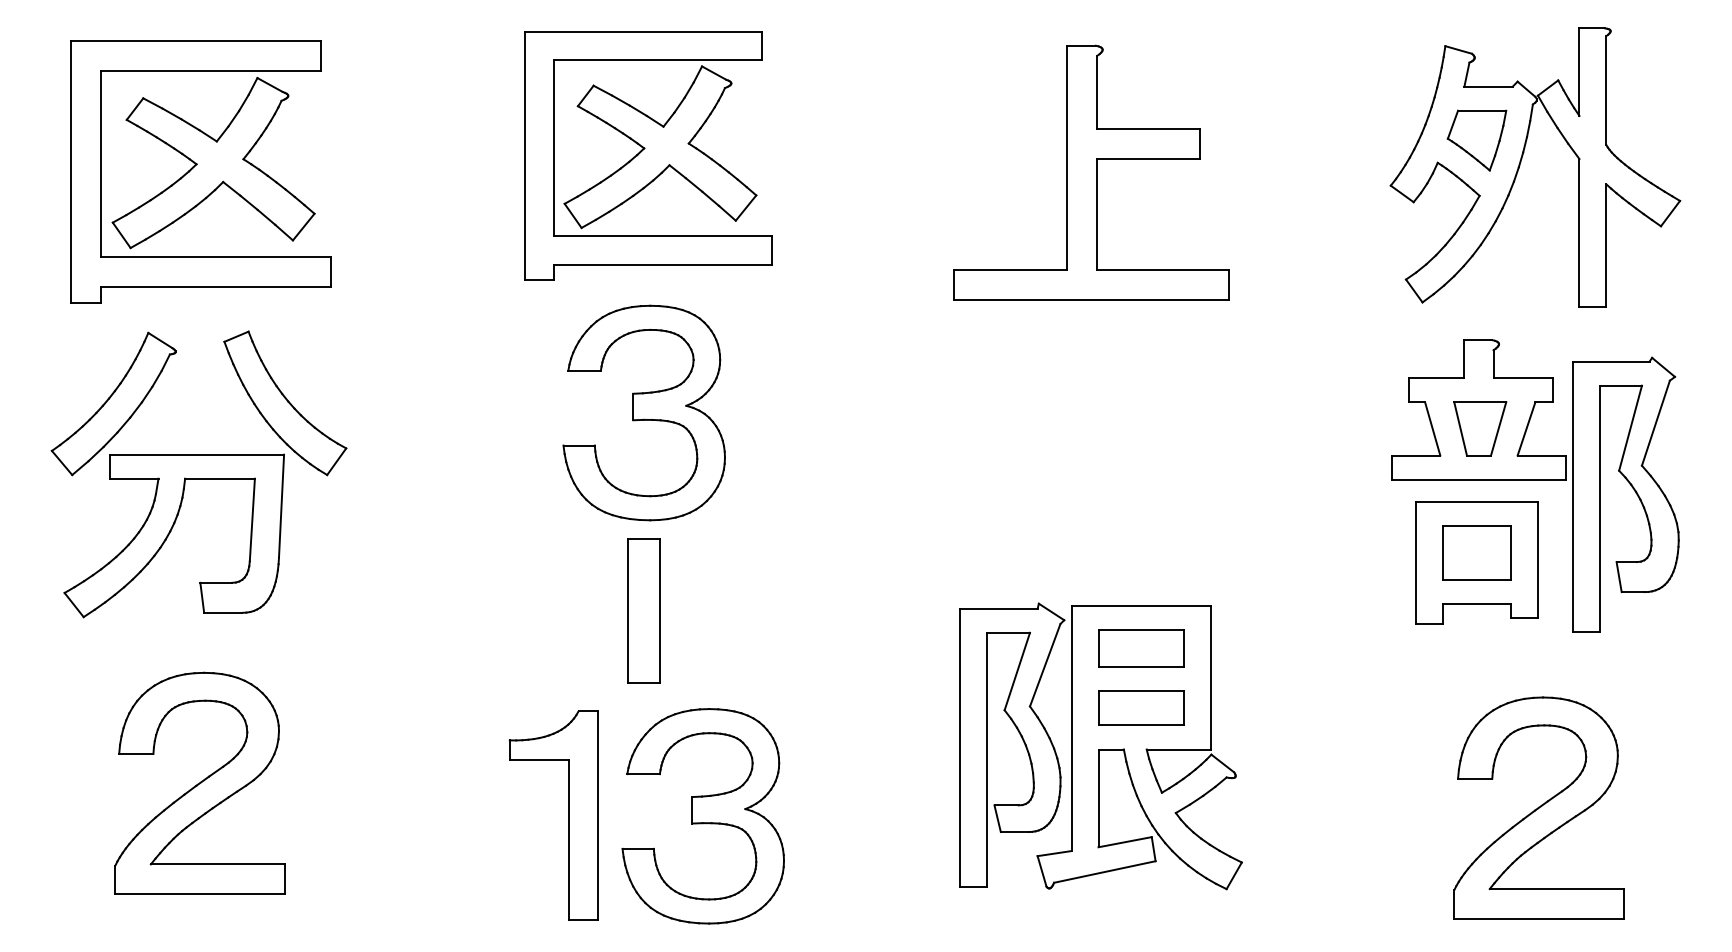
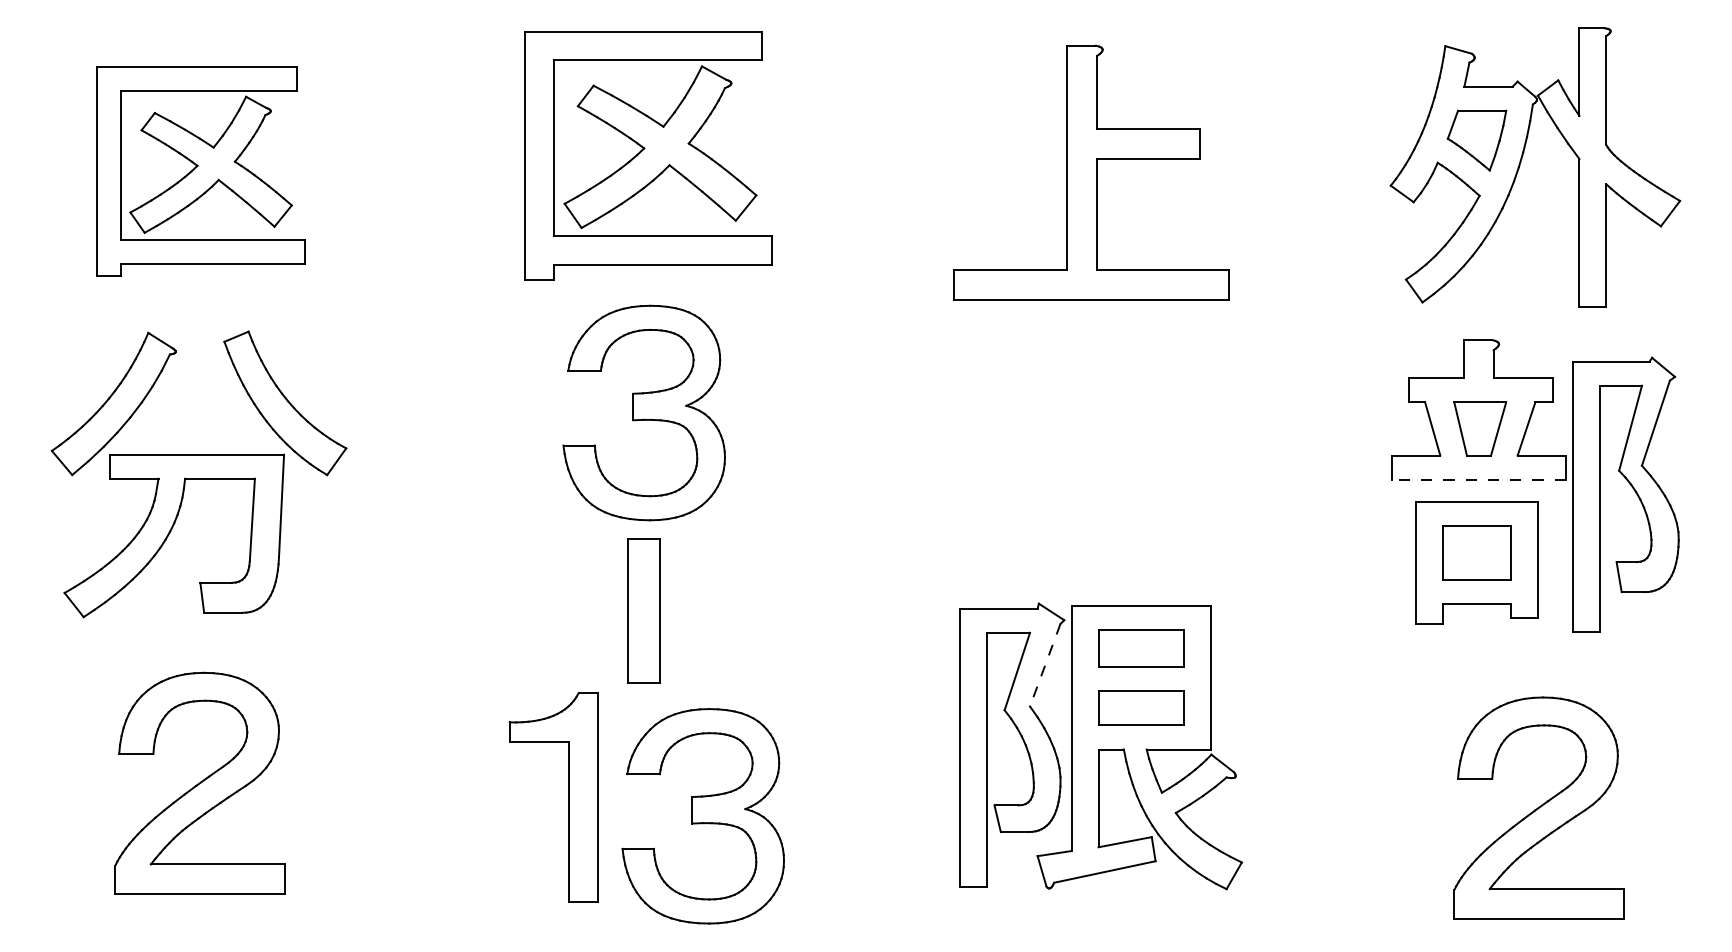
part size: 262x264 px -> 210x211 px (200, 171)
line: solid -> dashed (1478, 479)
line: solid -> dashed (1045, 665)
part position: (568, 815) -> (568, 797) (568, 797)
